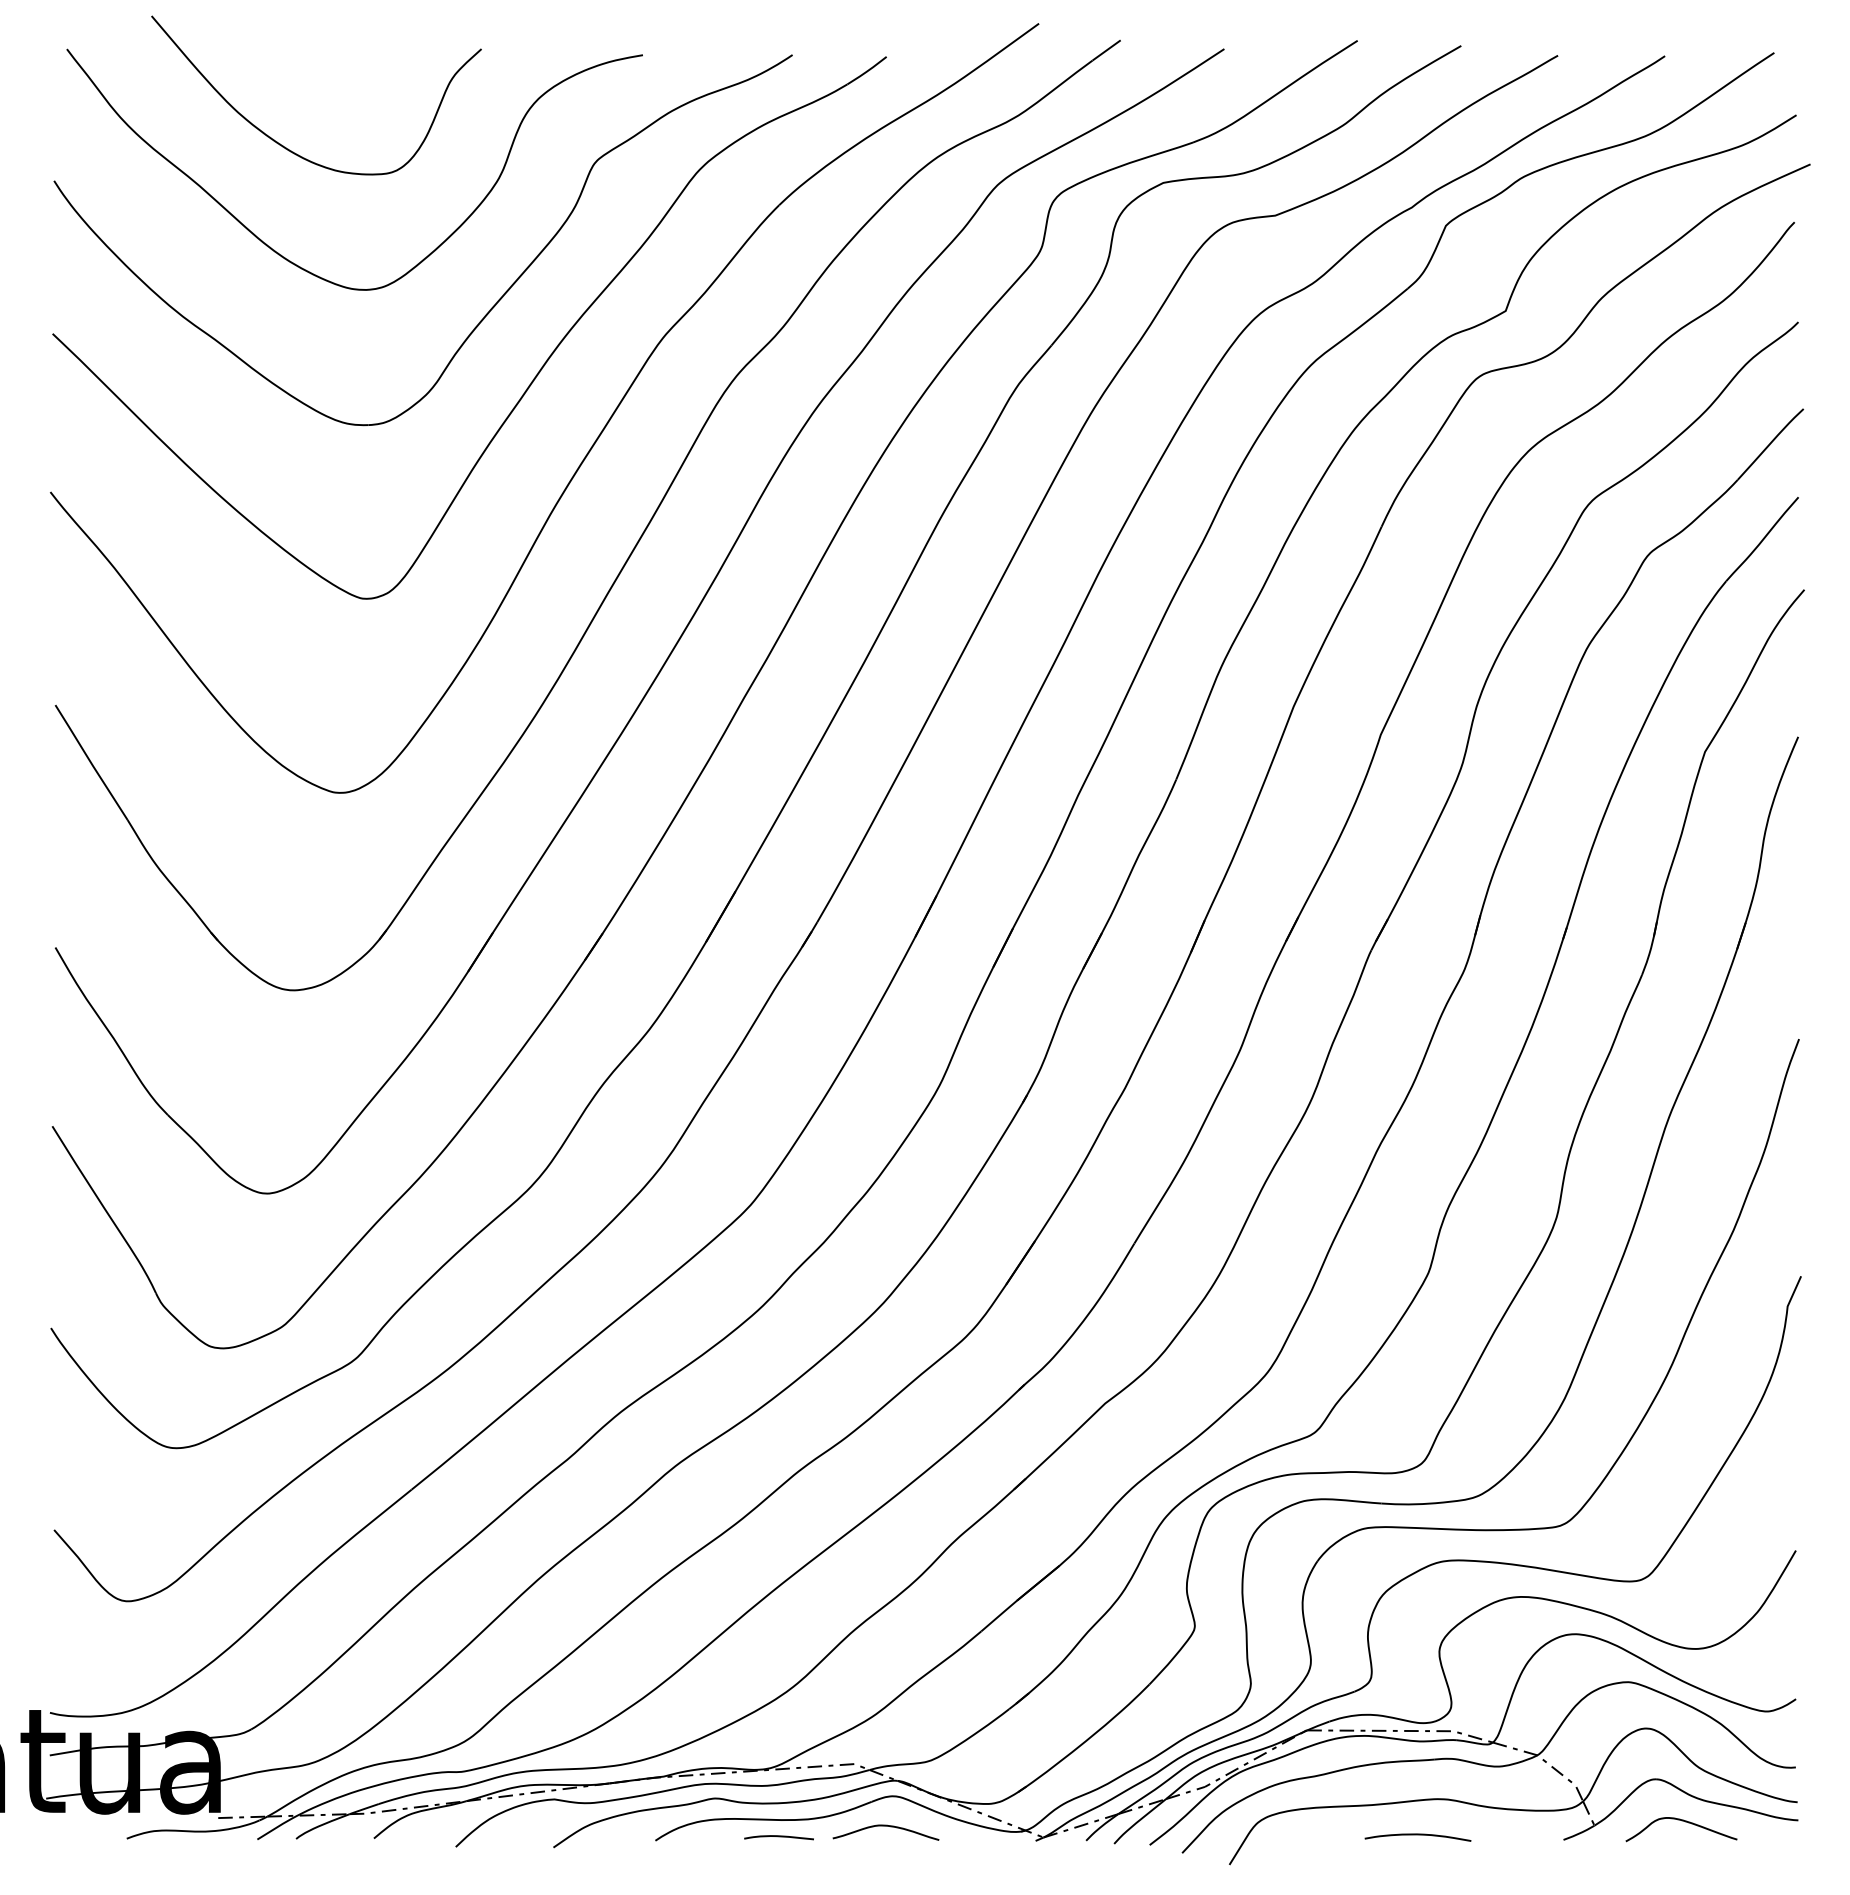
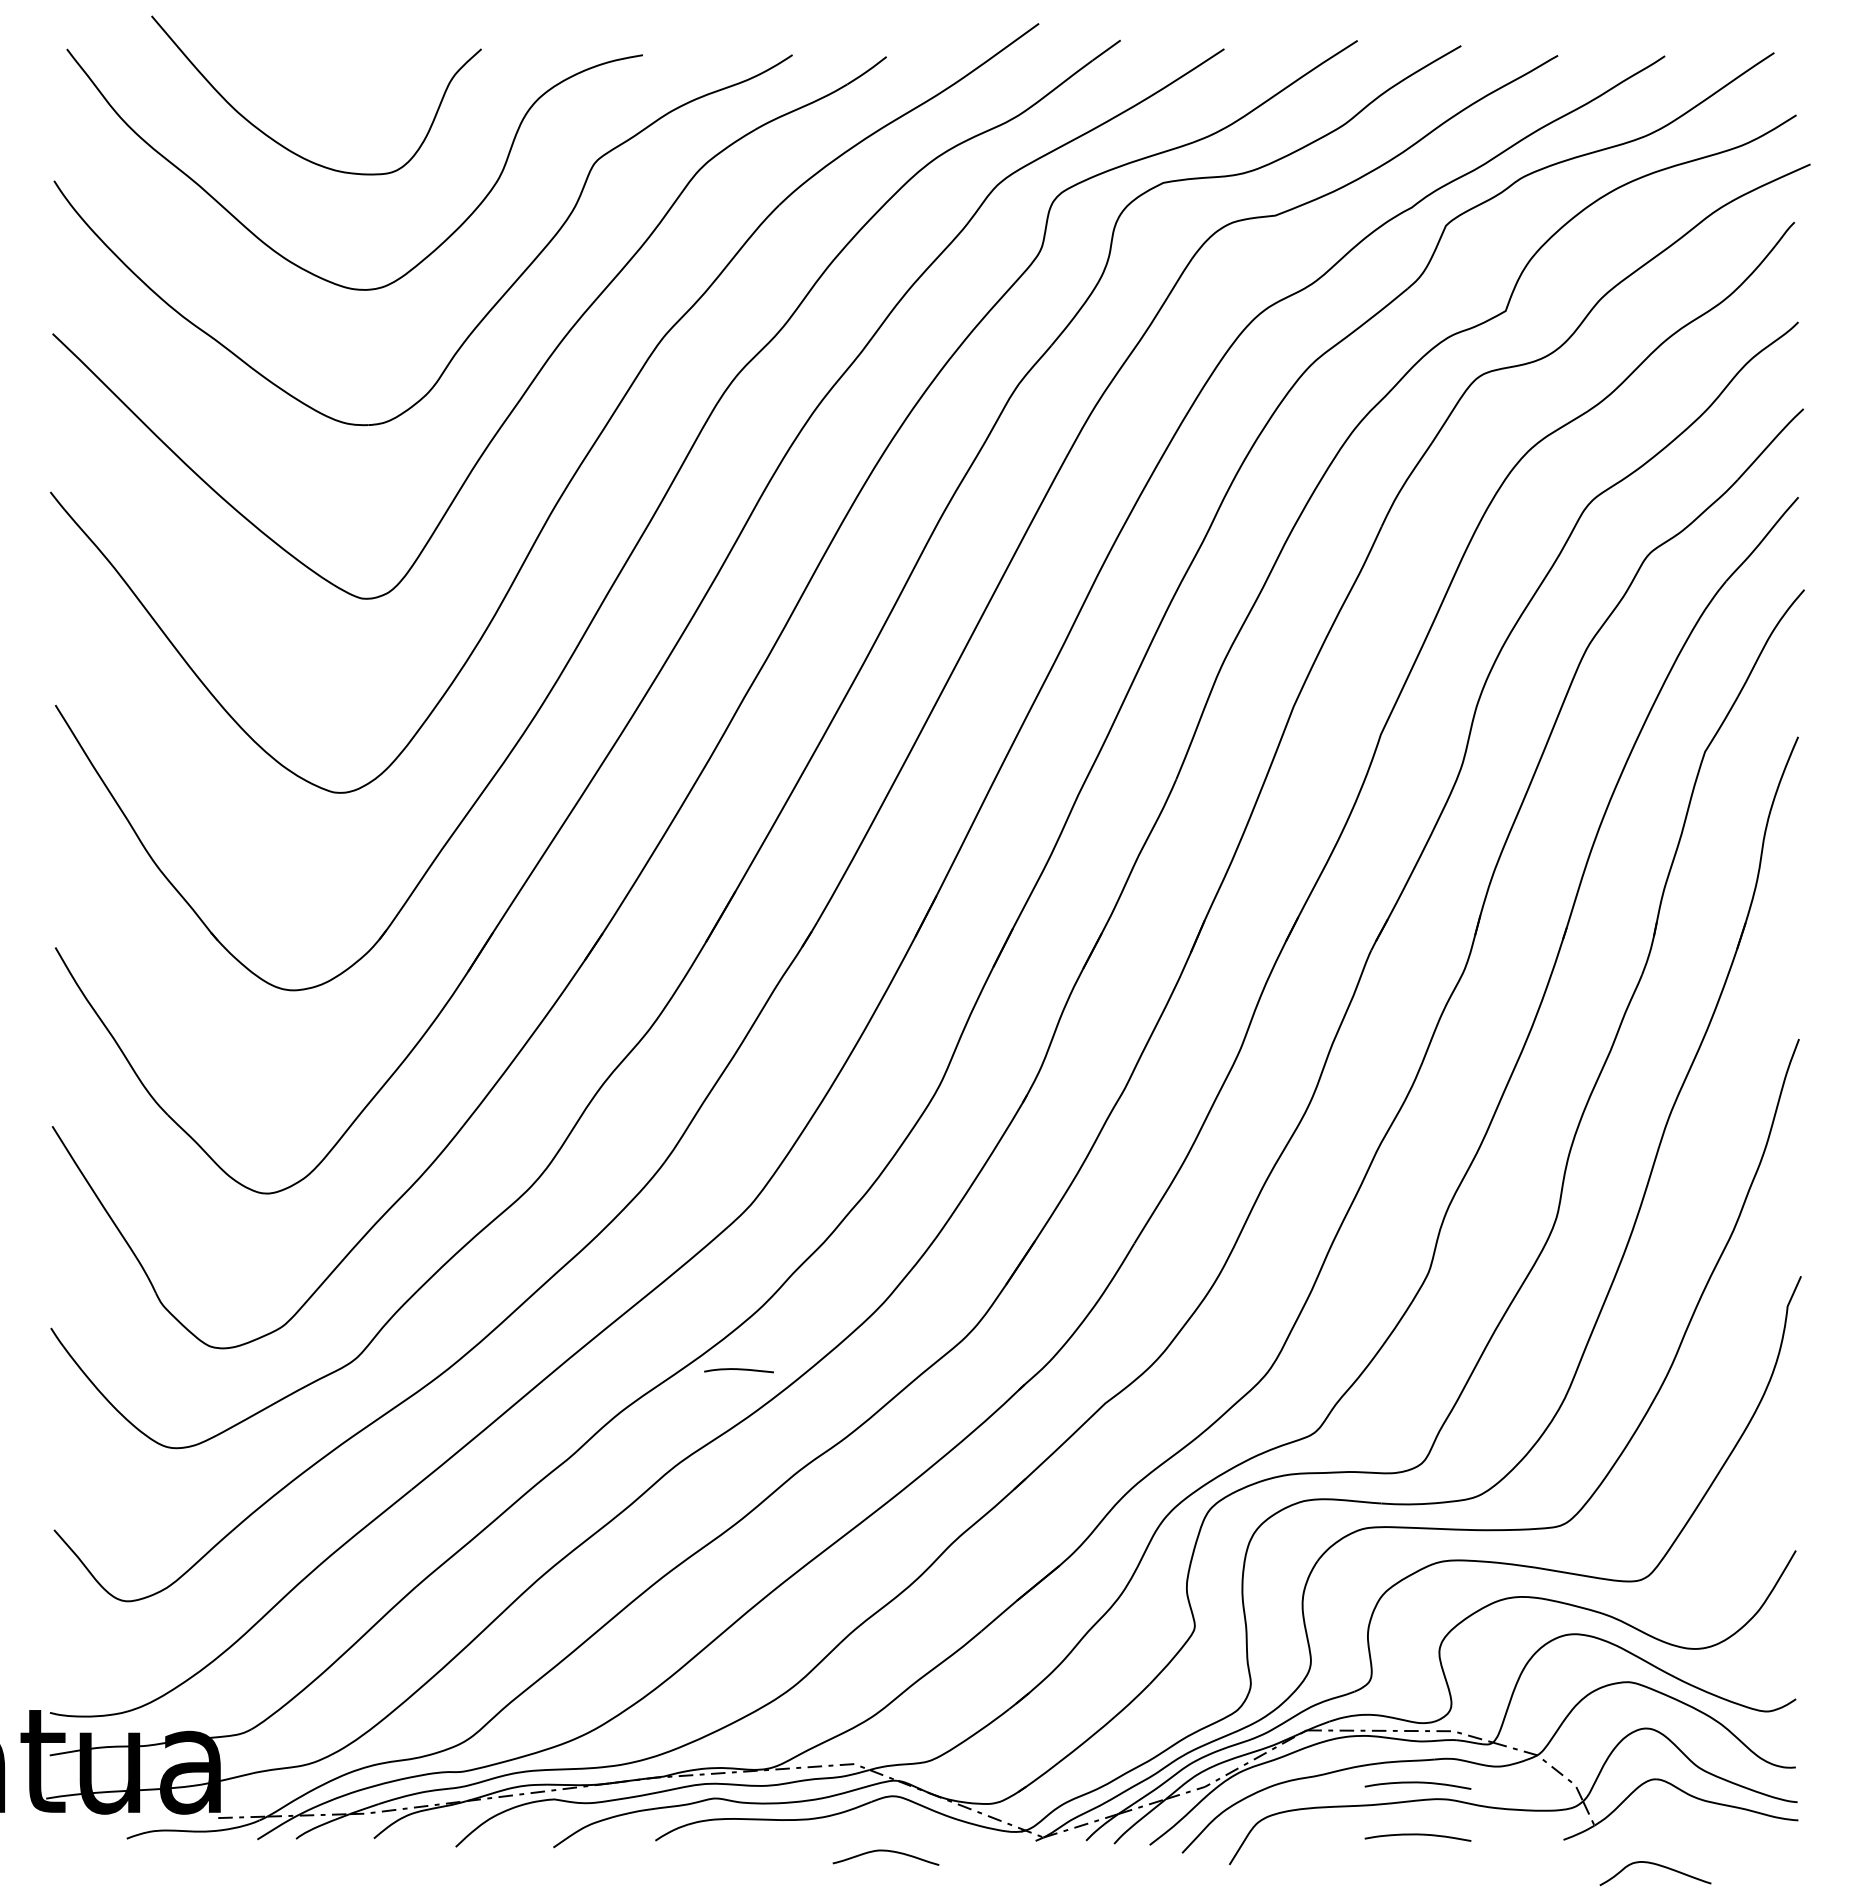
curve: none -> present (1417, 1783)
curve position: (1682, 1821) -> (1656, 1865) (1656, 1865)
curve position: (885, 1826) -> (885, 1851) (885, 1851)
curve position: (778, 1837) -> (738, 1370) (738, 1370)
